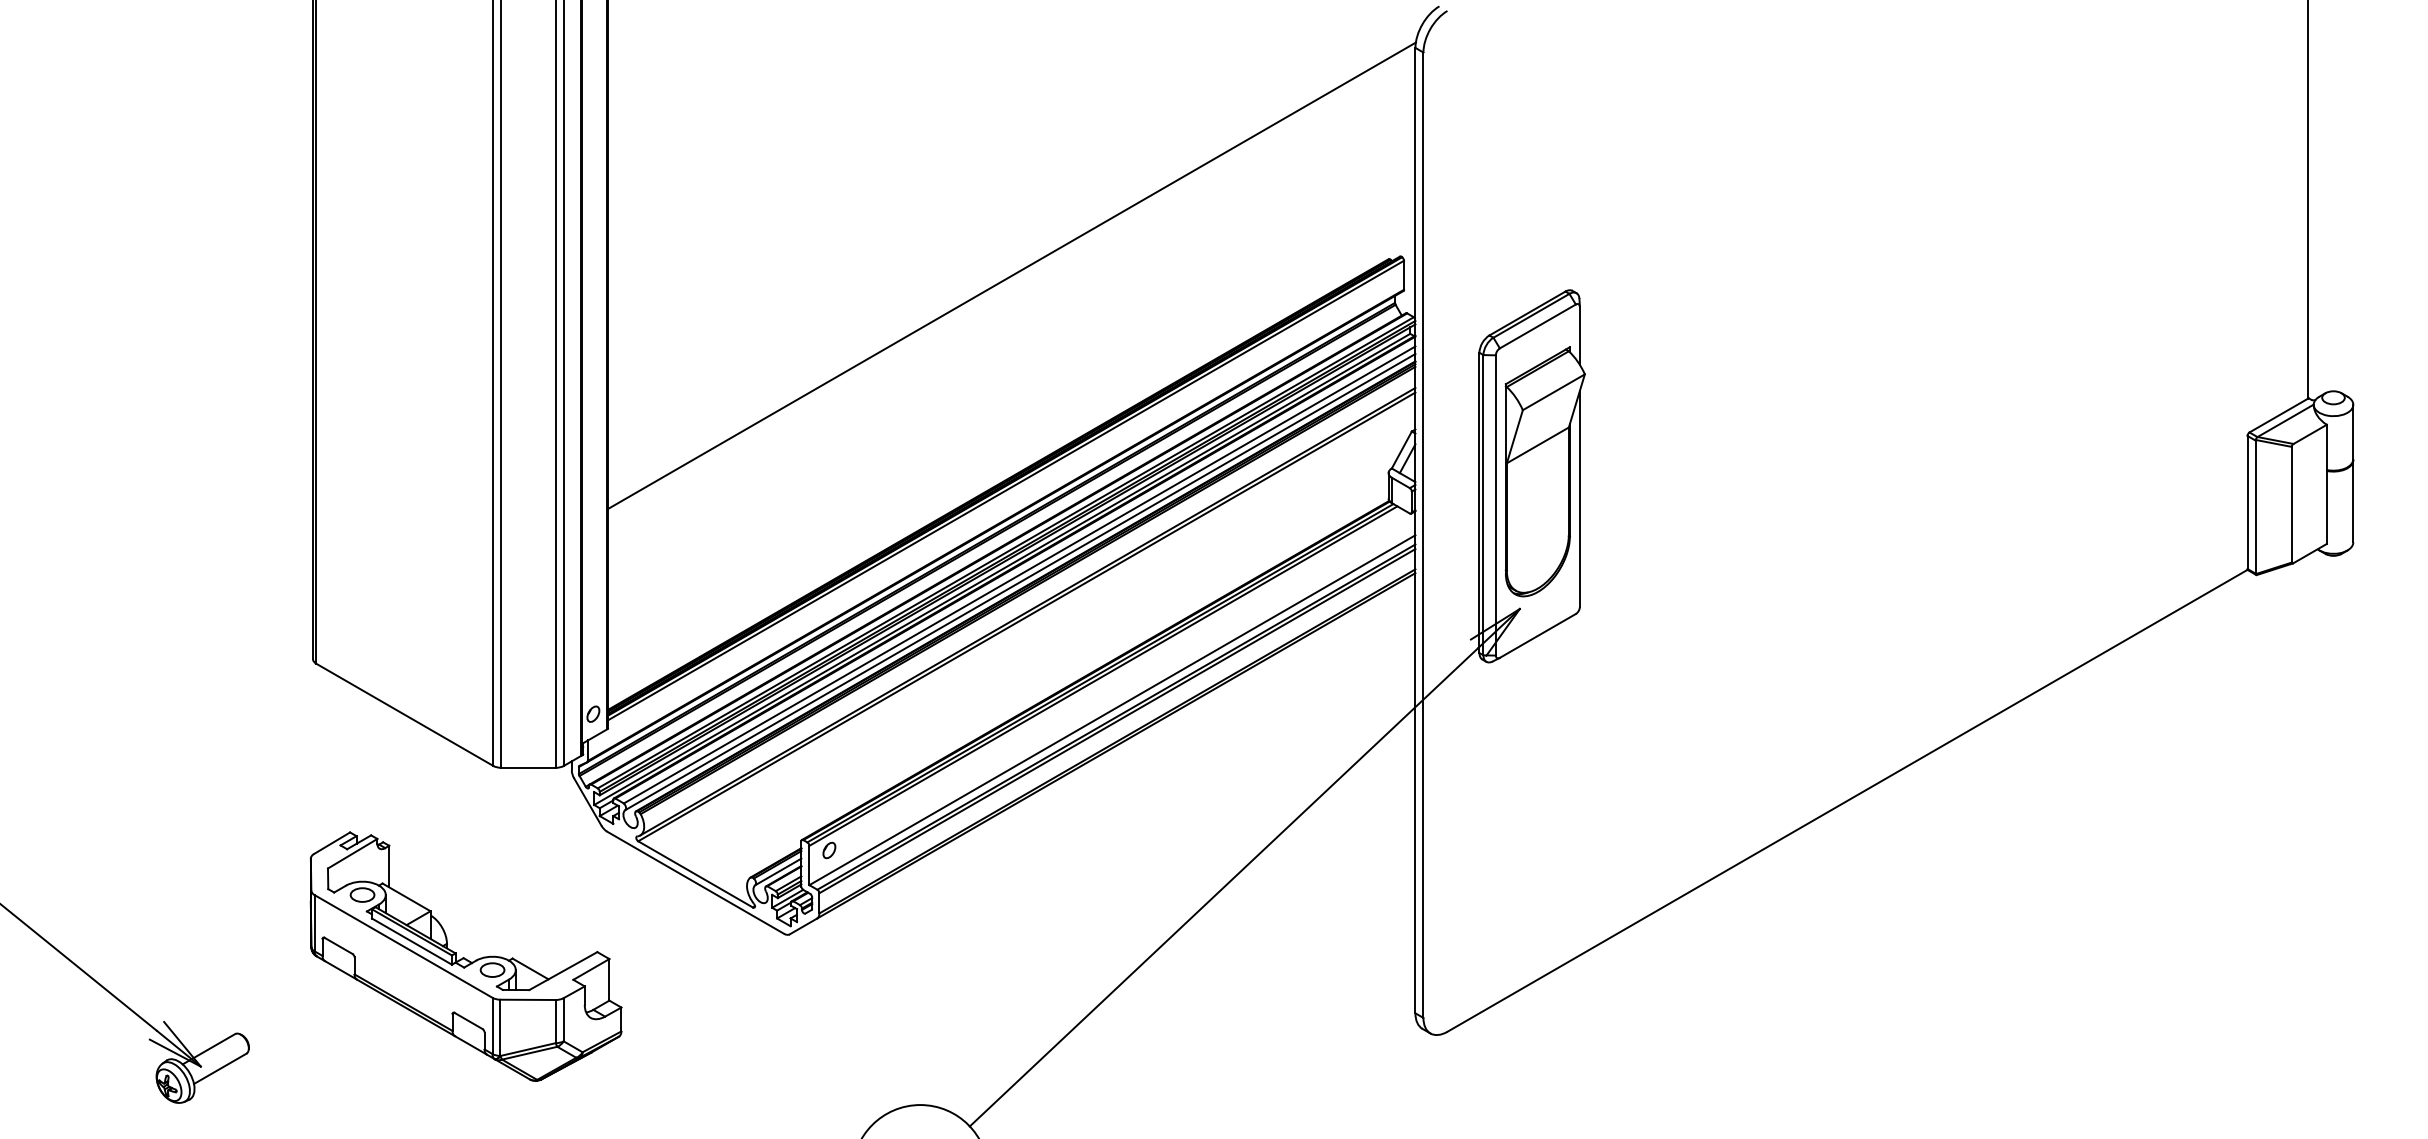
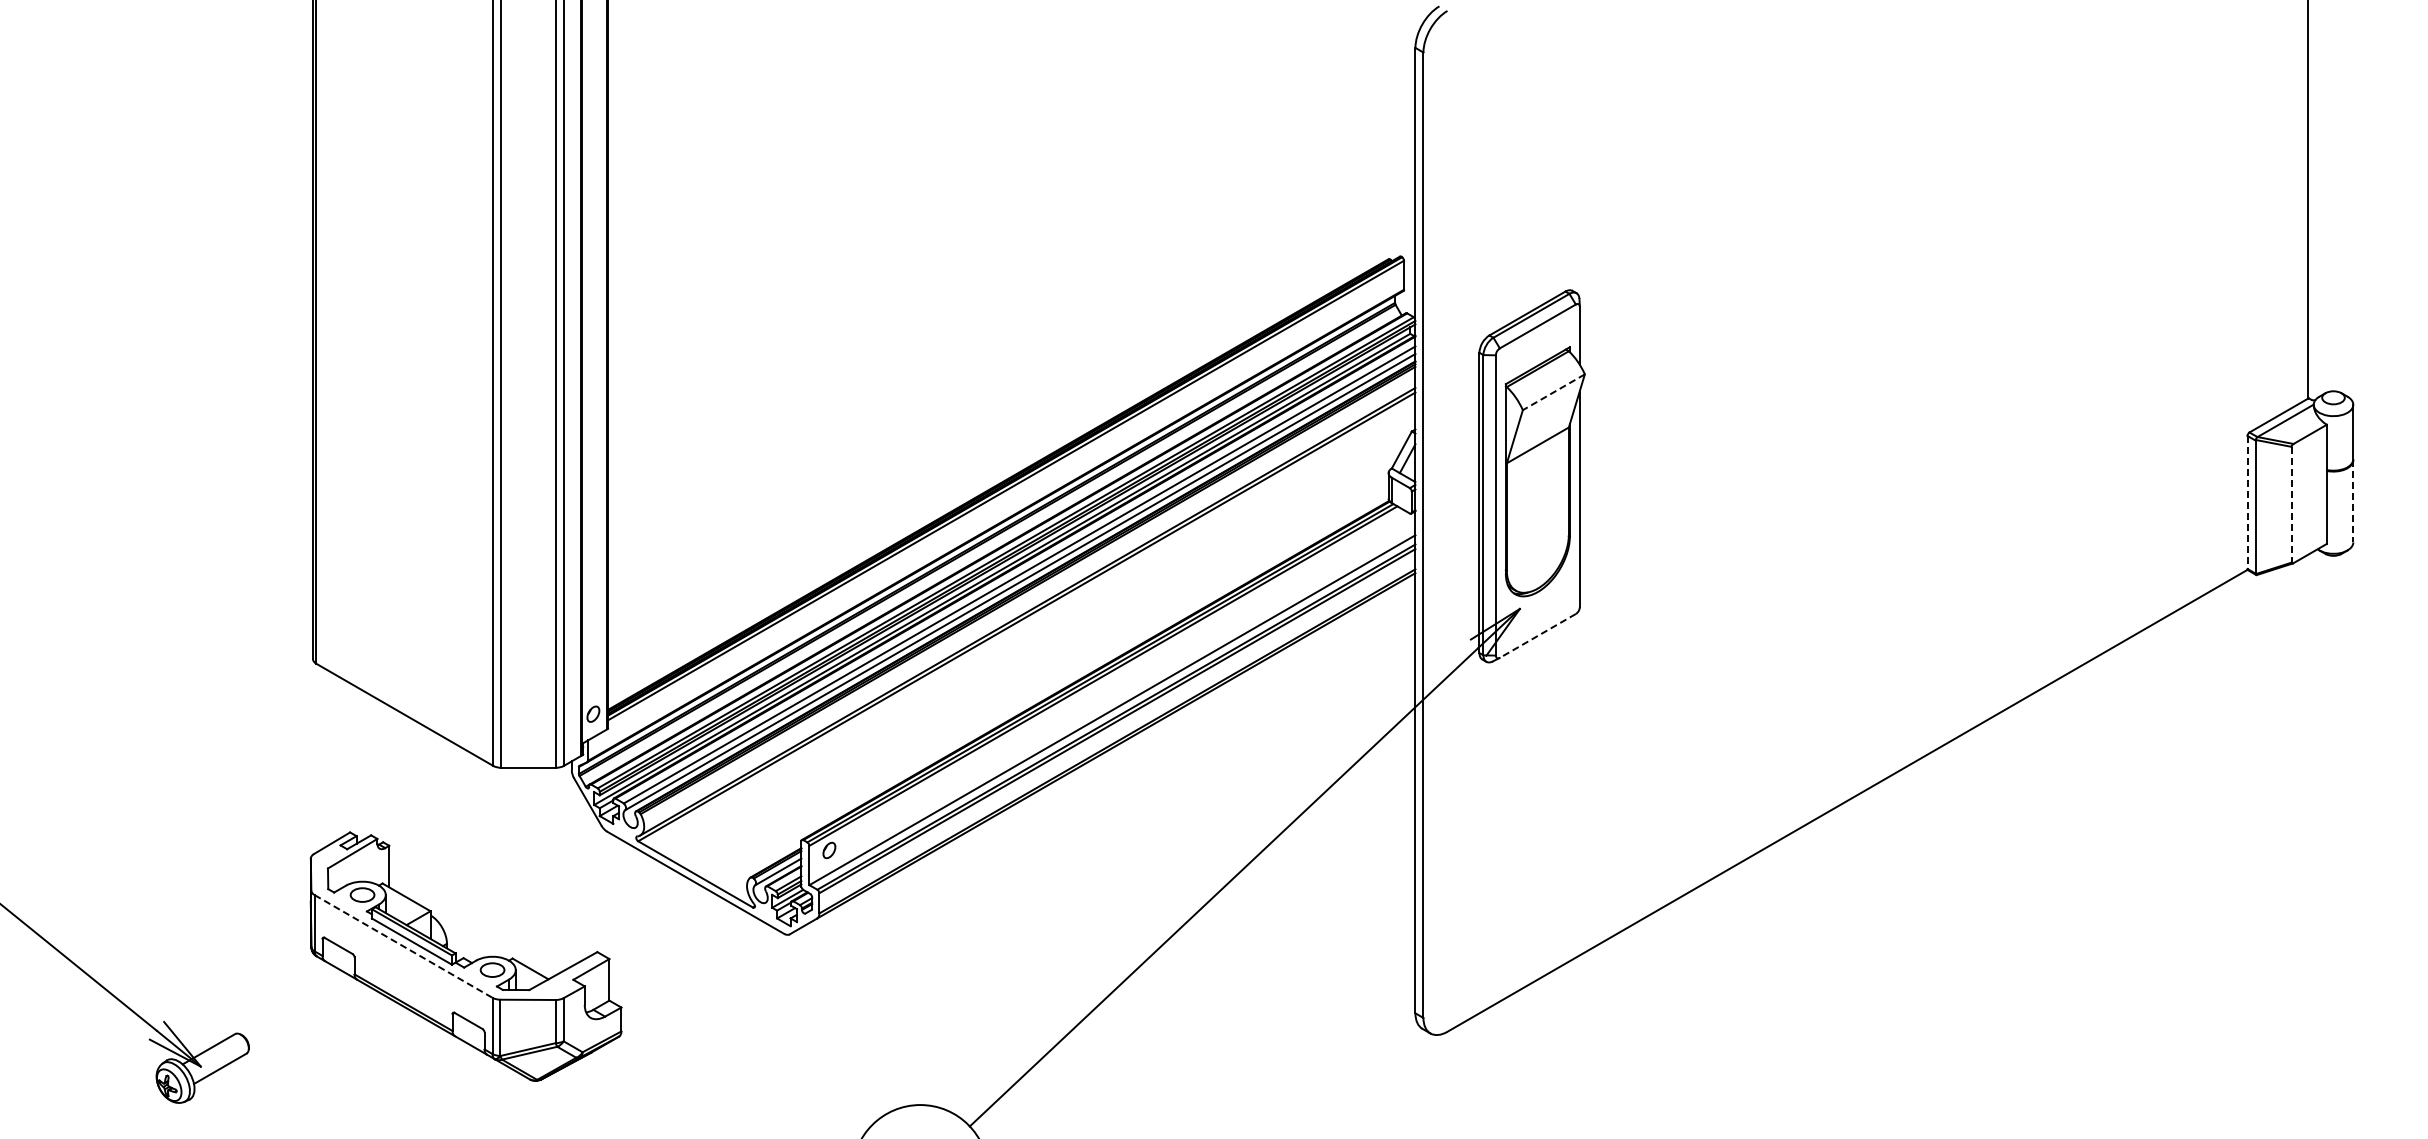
line: present -> none (1011, 275)
line: solid -> dashed (1553, 392)
line: solid -> dashed (2353, 501)
line: solid -> dashed (2247, 502)
line: solid -> dashed (2291, 504)
line: solid -> dashed (1537, 635)
line: solid -> dashed (403, 946)
